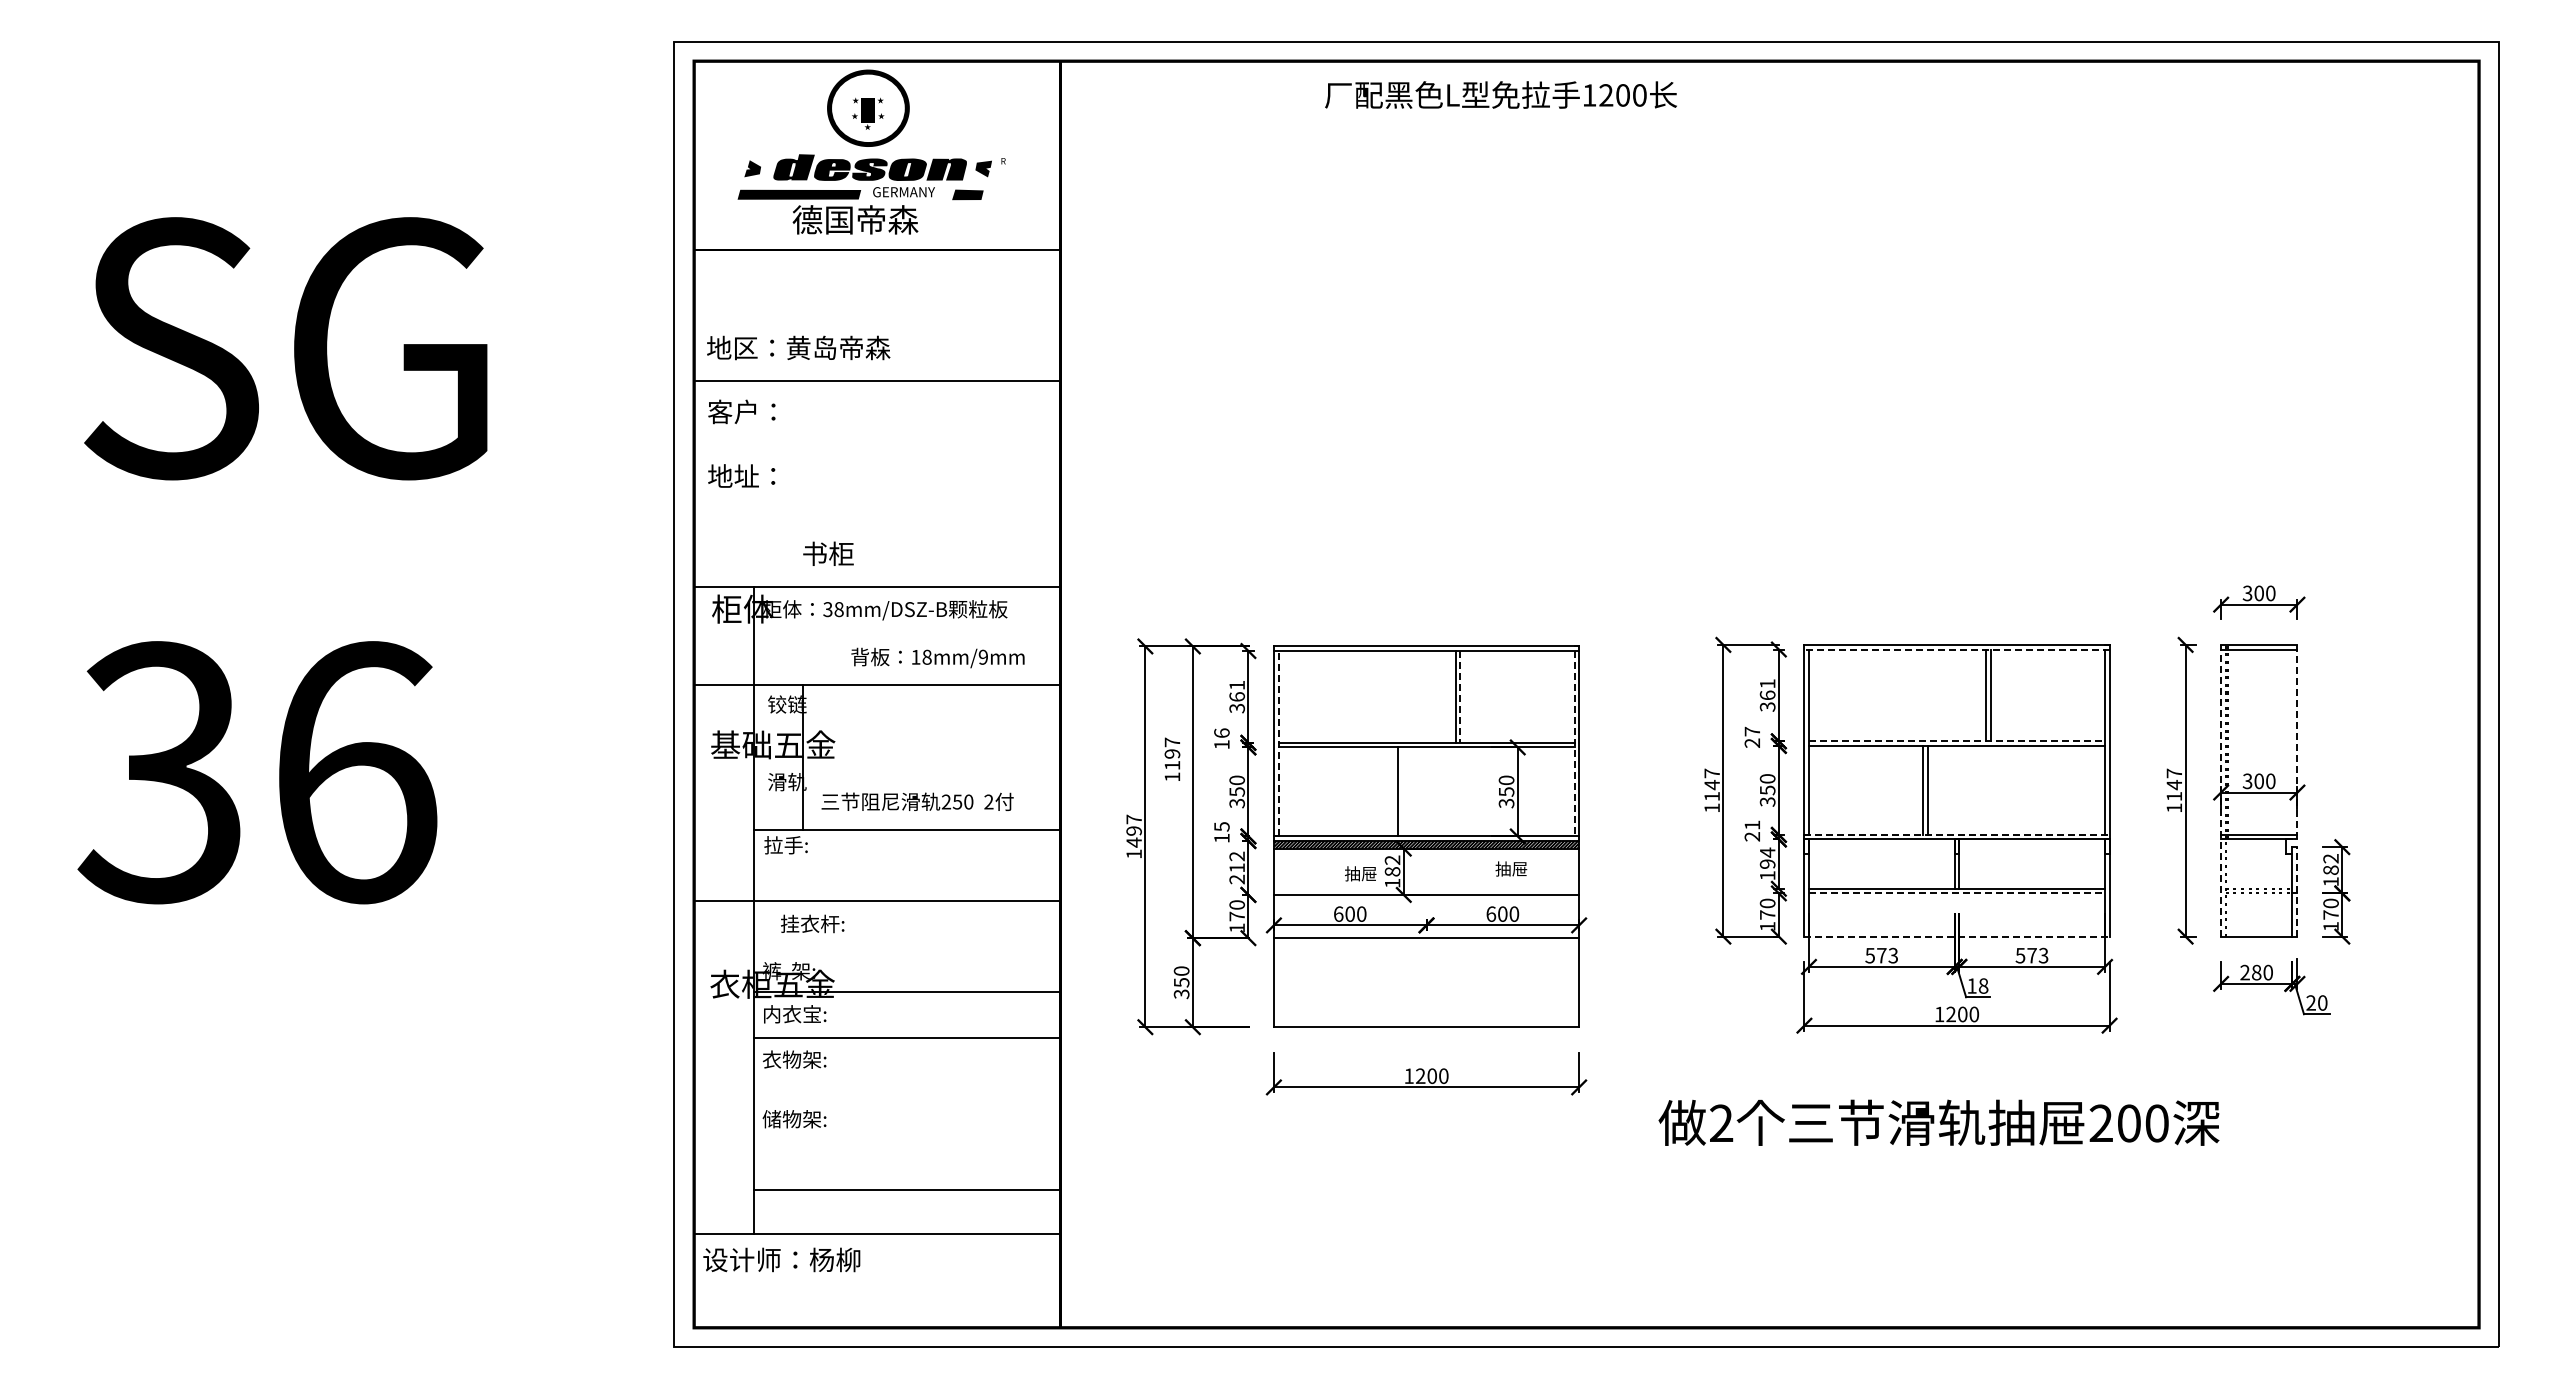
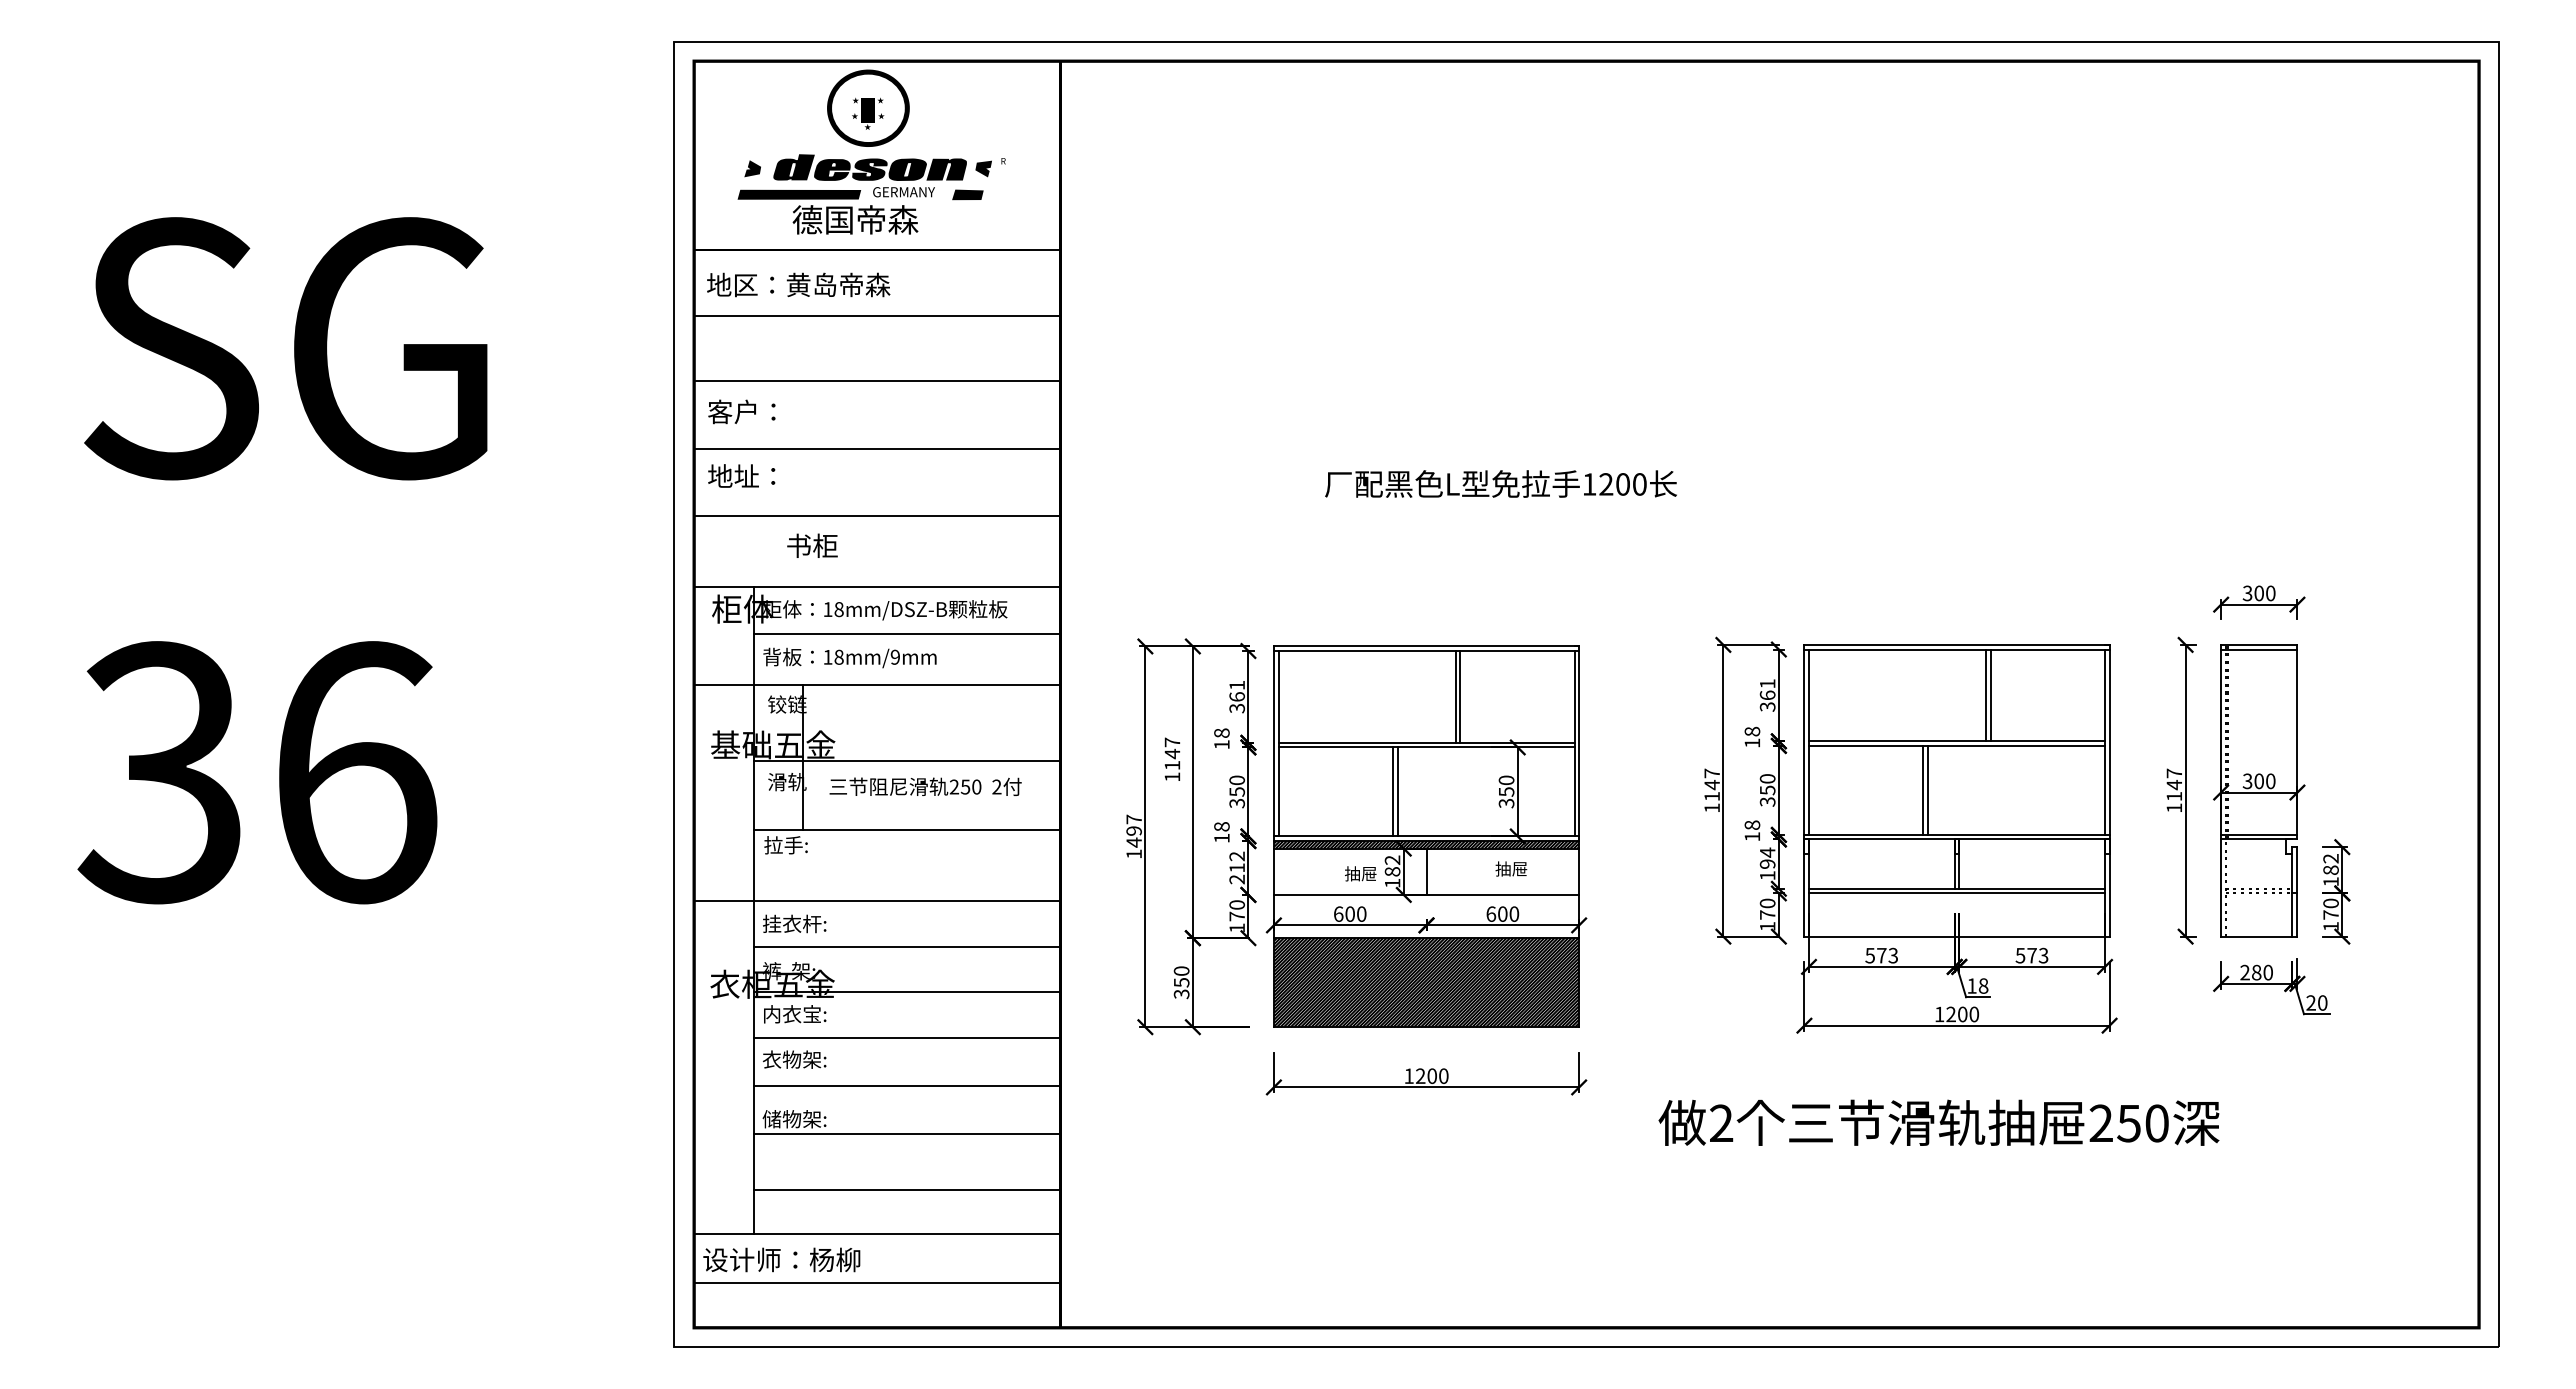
text position: (1500, 94) -> (1500, 483) (1500, 483)
line: none -> present (877, 315)
text position: (798, 347) -> (798, 284) (798, 284)
line: none -> present (877, 448)
line: none -> present (877, 516)
text position: (828, 553) -> (812, 545) (812, 545)
text: 38mm/DSZ-B -> 18mm/DSZ-B (827, 609)
line: none -> present (907, 634)
line: dashed -> solid (1957, 649)
text position: (937, 657) -> (849, 657) (849, 657)
line: dashed -> solid (1460, 696)
text: 16 -> 18 (1221, 732)
text: 27 -> 18 (1752, 736)
line: dashed -> solid (1957, 741)
line: dashed -> solid (2297, 741)
line: dashed -> solid (1278, 743)
line: dashed -> solid (1574, 743)
text: 1197 -> 1147 (1172, 753)
line: none -> present (907, 761)
line: dashed -> solid (2221, 790)
line: none -> present (1392, 791)
text position: (917, 801) -> (925, 786) (925, 786)
text: 15 -> 18 (1221, 826)
text: 21 -> 18 (1752, 830)
line: dashed -> solid (1957, 834)
line: none -> present (1426, 871)
line: dashed -> solid (2297, 891)
line: dashed -> solid (1957, 893)
text position: (812, 923) -> (794, 923) (794, 923)
line: dashed -> solid (1957, 936)
line: none -> present (907, 947)
hatch: none -> present (1426, 982)
line: none -> present (907, 1086)
text: 200 -> 250 (2128, 1123)
line: none -> present (907, 1133)
line: none -> present (877, 1282)
